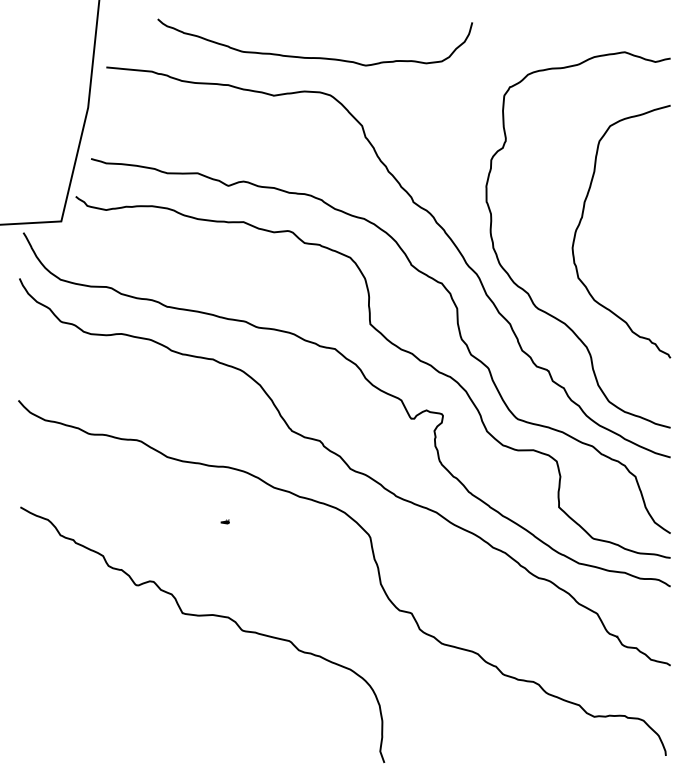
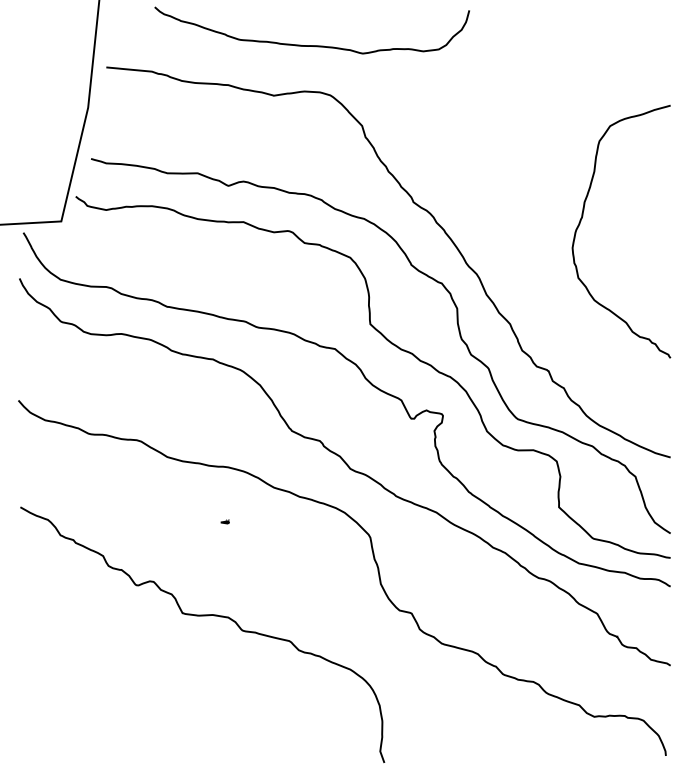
curve position: (314, 57) -> (311, 45) (311, 45)
curve: present -> none (527, 291)
